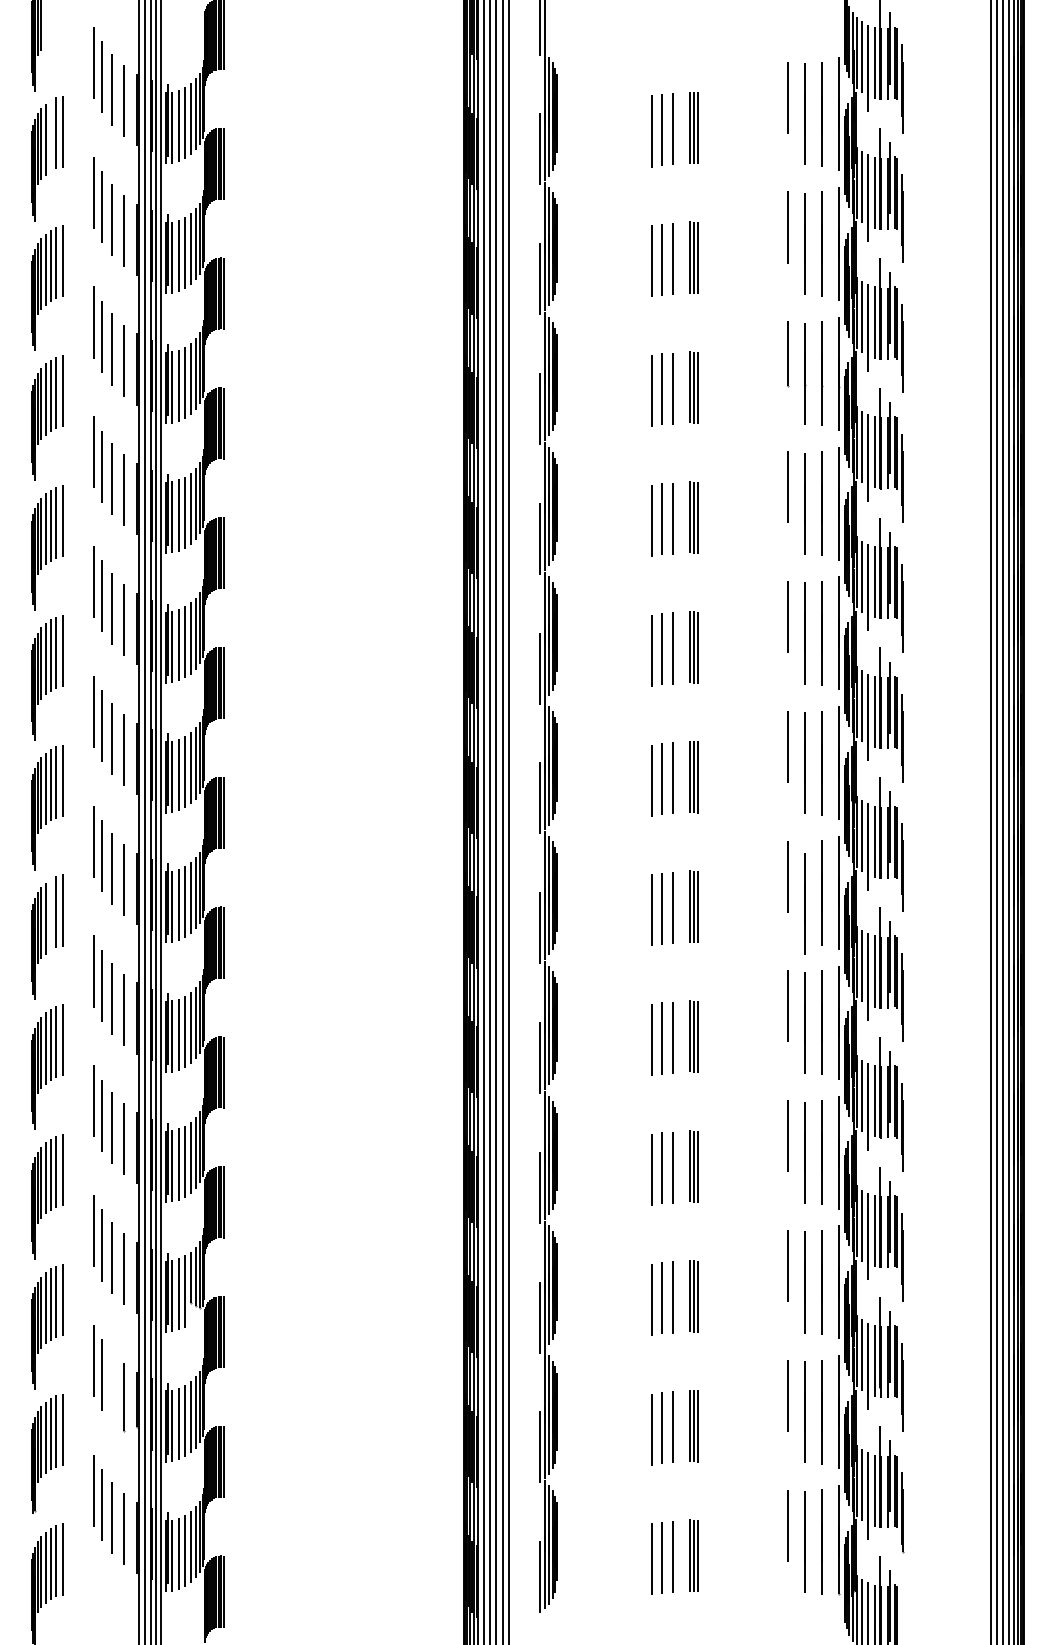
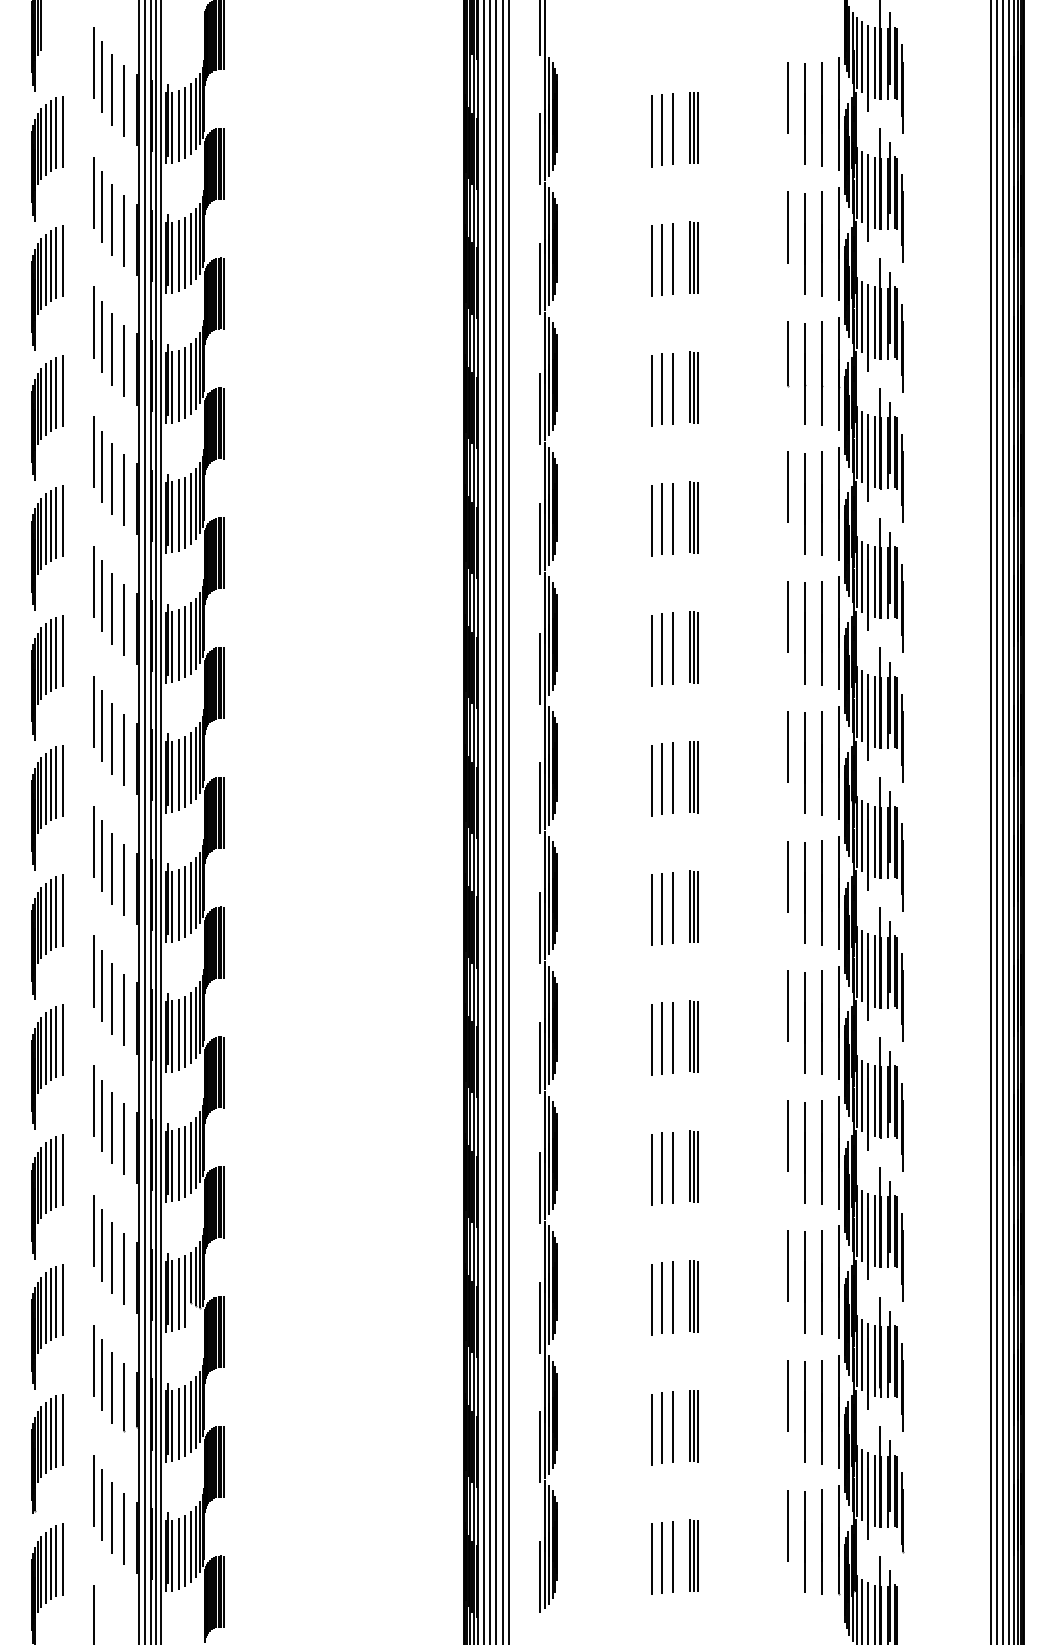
line: none -> present (50, 136)
line position: (804, 903) -> (804, 892) (804, 892)
line: none -> present (50, 915)
line: none -> present (112, 1387)
line: none -> present (94, 1612)
